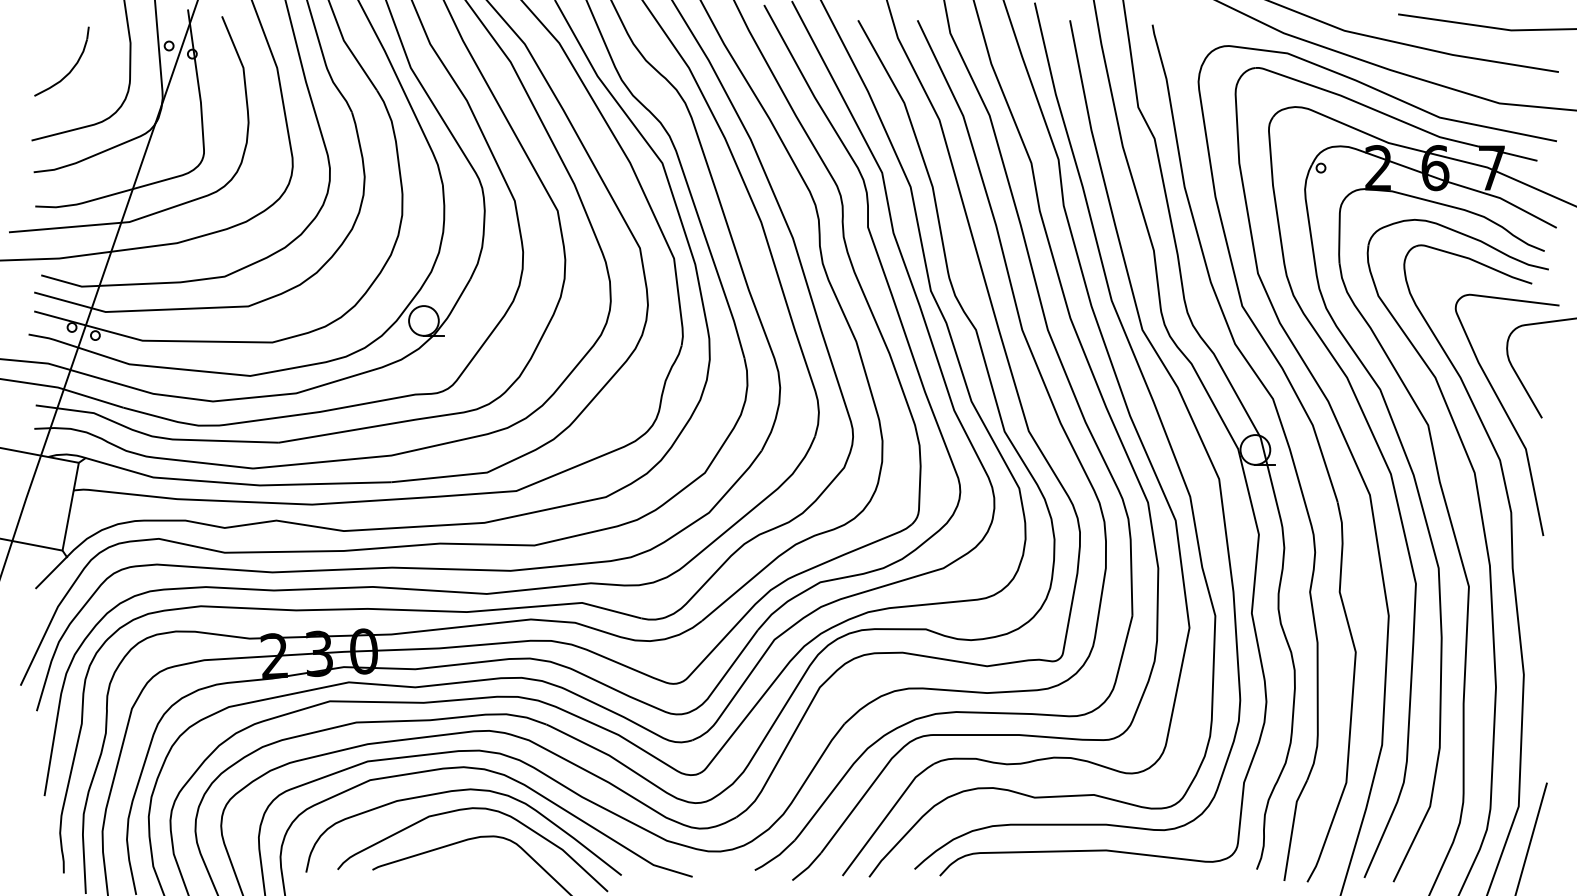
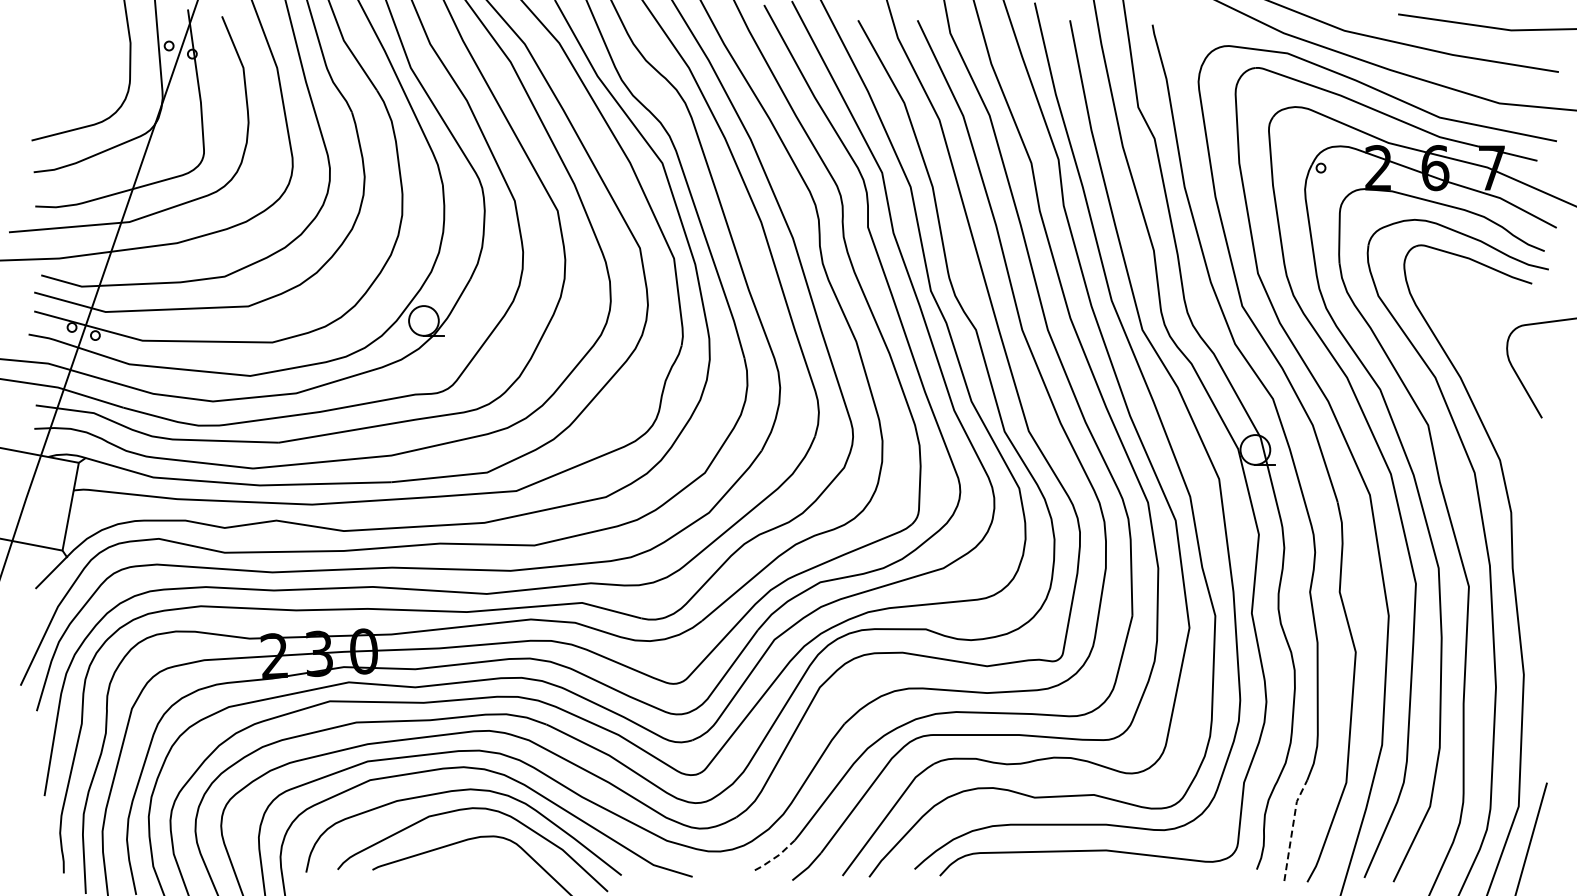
part: present -> none (71, 68)
curve: present -> none (1506, 414)
line: solid -> dashed (1292, 829)
line: solid -> dashed (776, 856)
